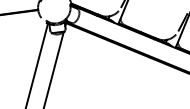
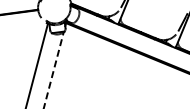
line: solid -> dashed (53, 69)
